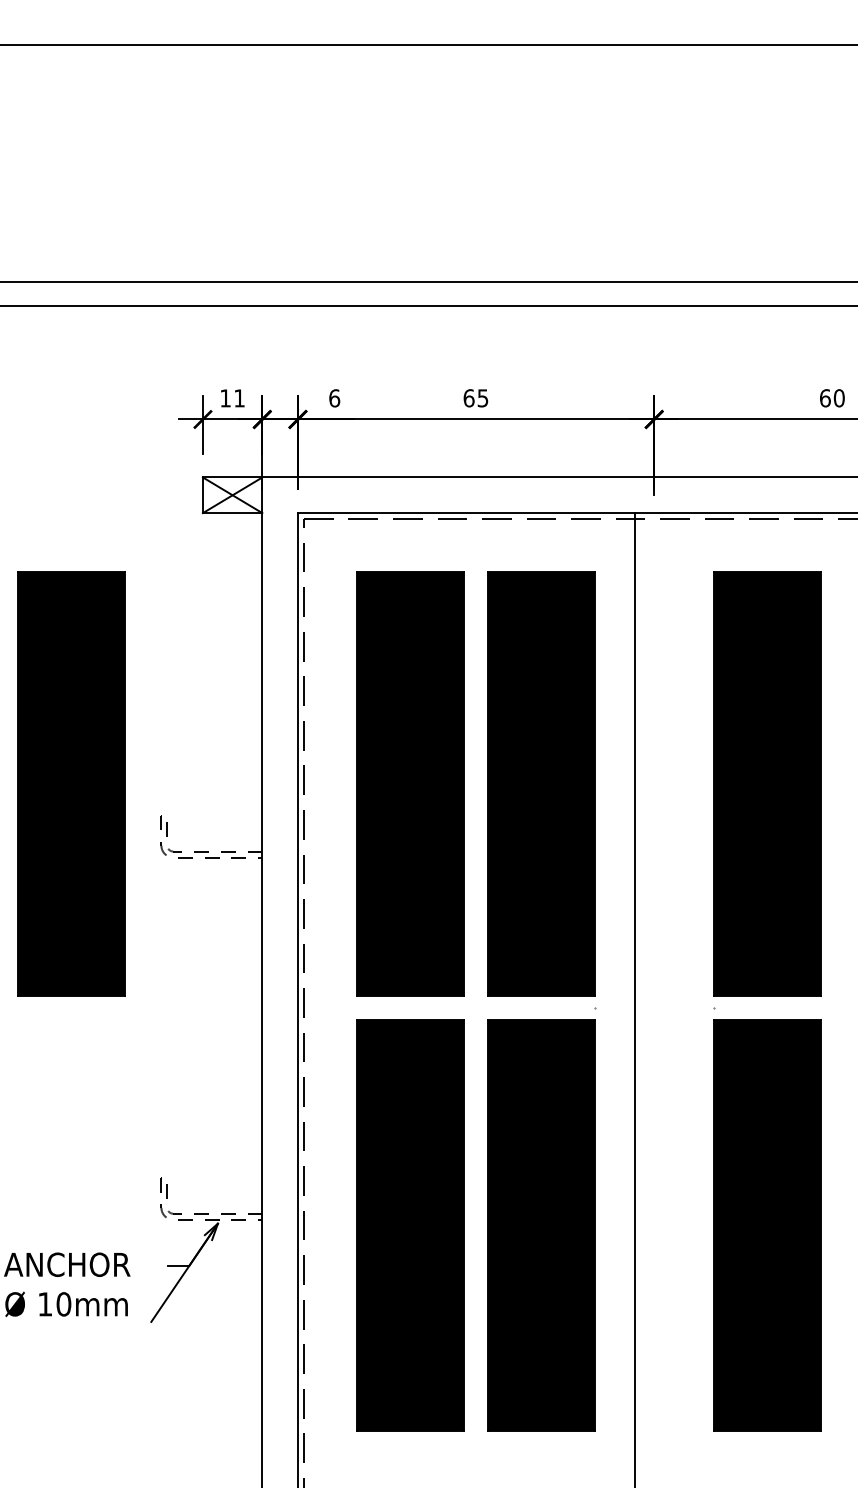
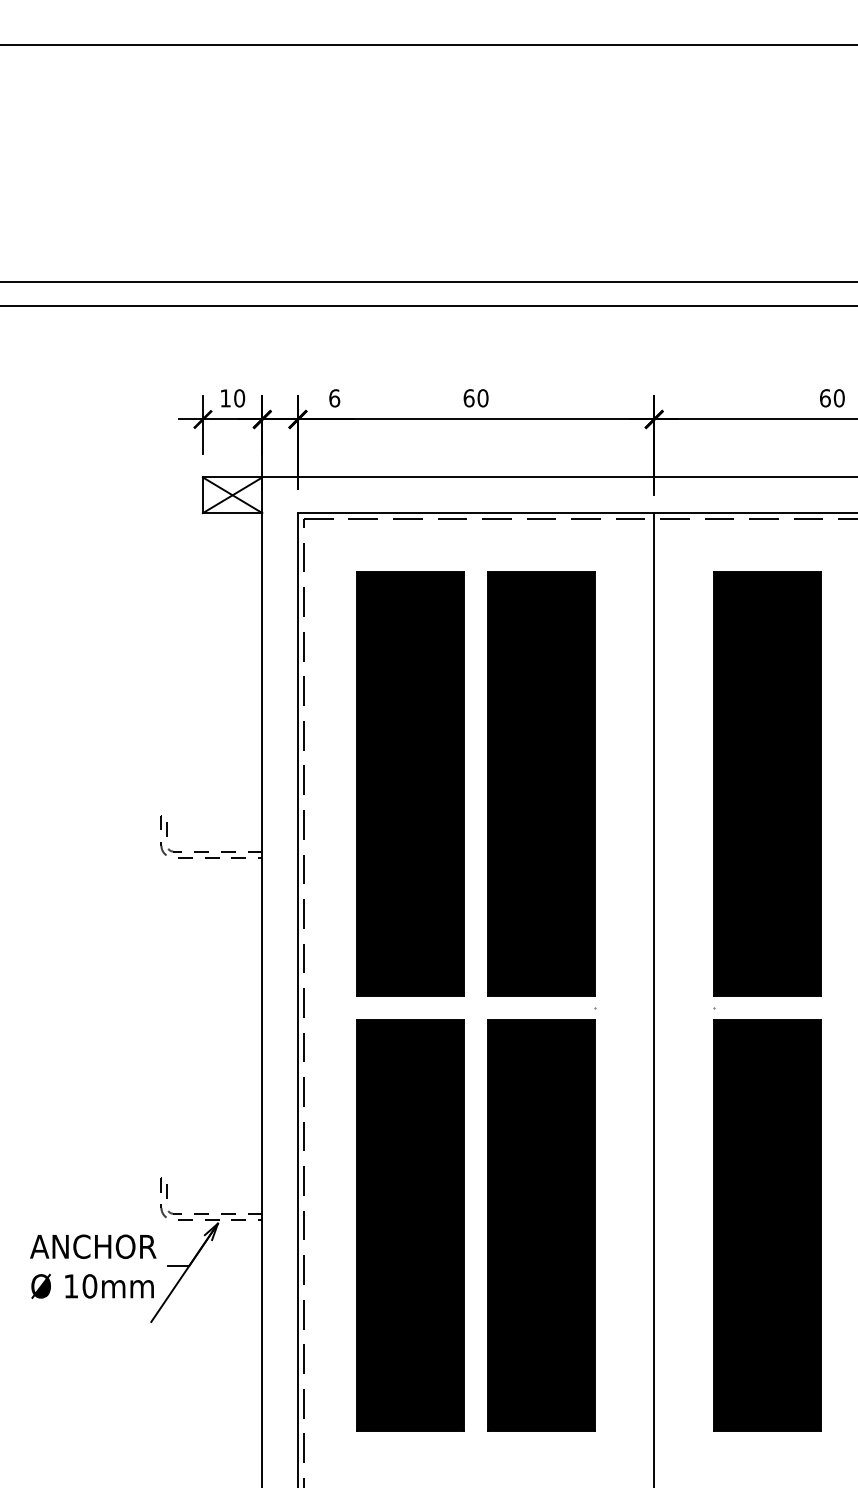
text: 11 -> 10 (239, 398)
text: 65 -> 60 (482, 398)
part: present -> none (71, 783)
line position: (635, 998) -> (654, 998) (654, 998)
text position: (67, 1284) -> (93, 1266) (93, 1266)
